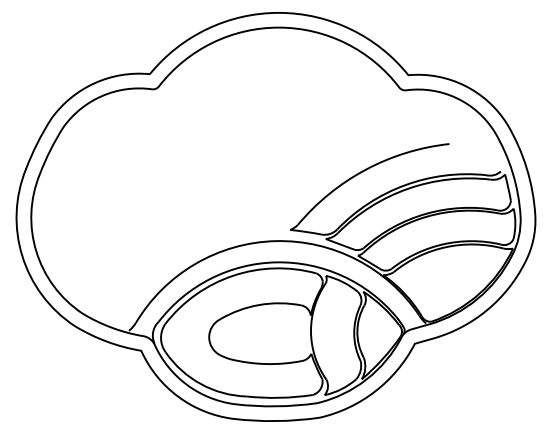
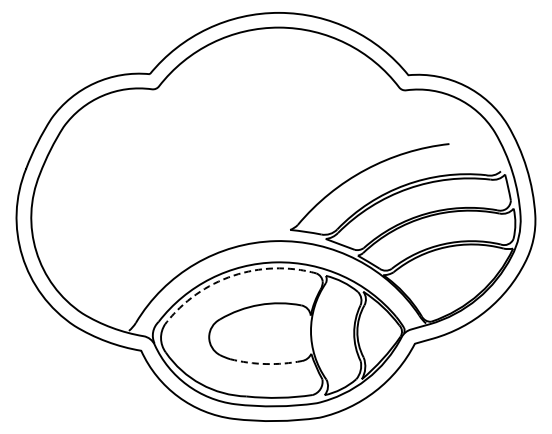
arc: solid -> dashed (233, 275)
arc: solid -> dashed (266, 364)
